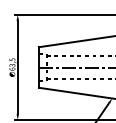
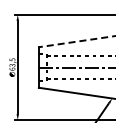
line: solid -> dashed (76, 41)
